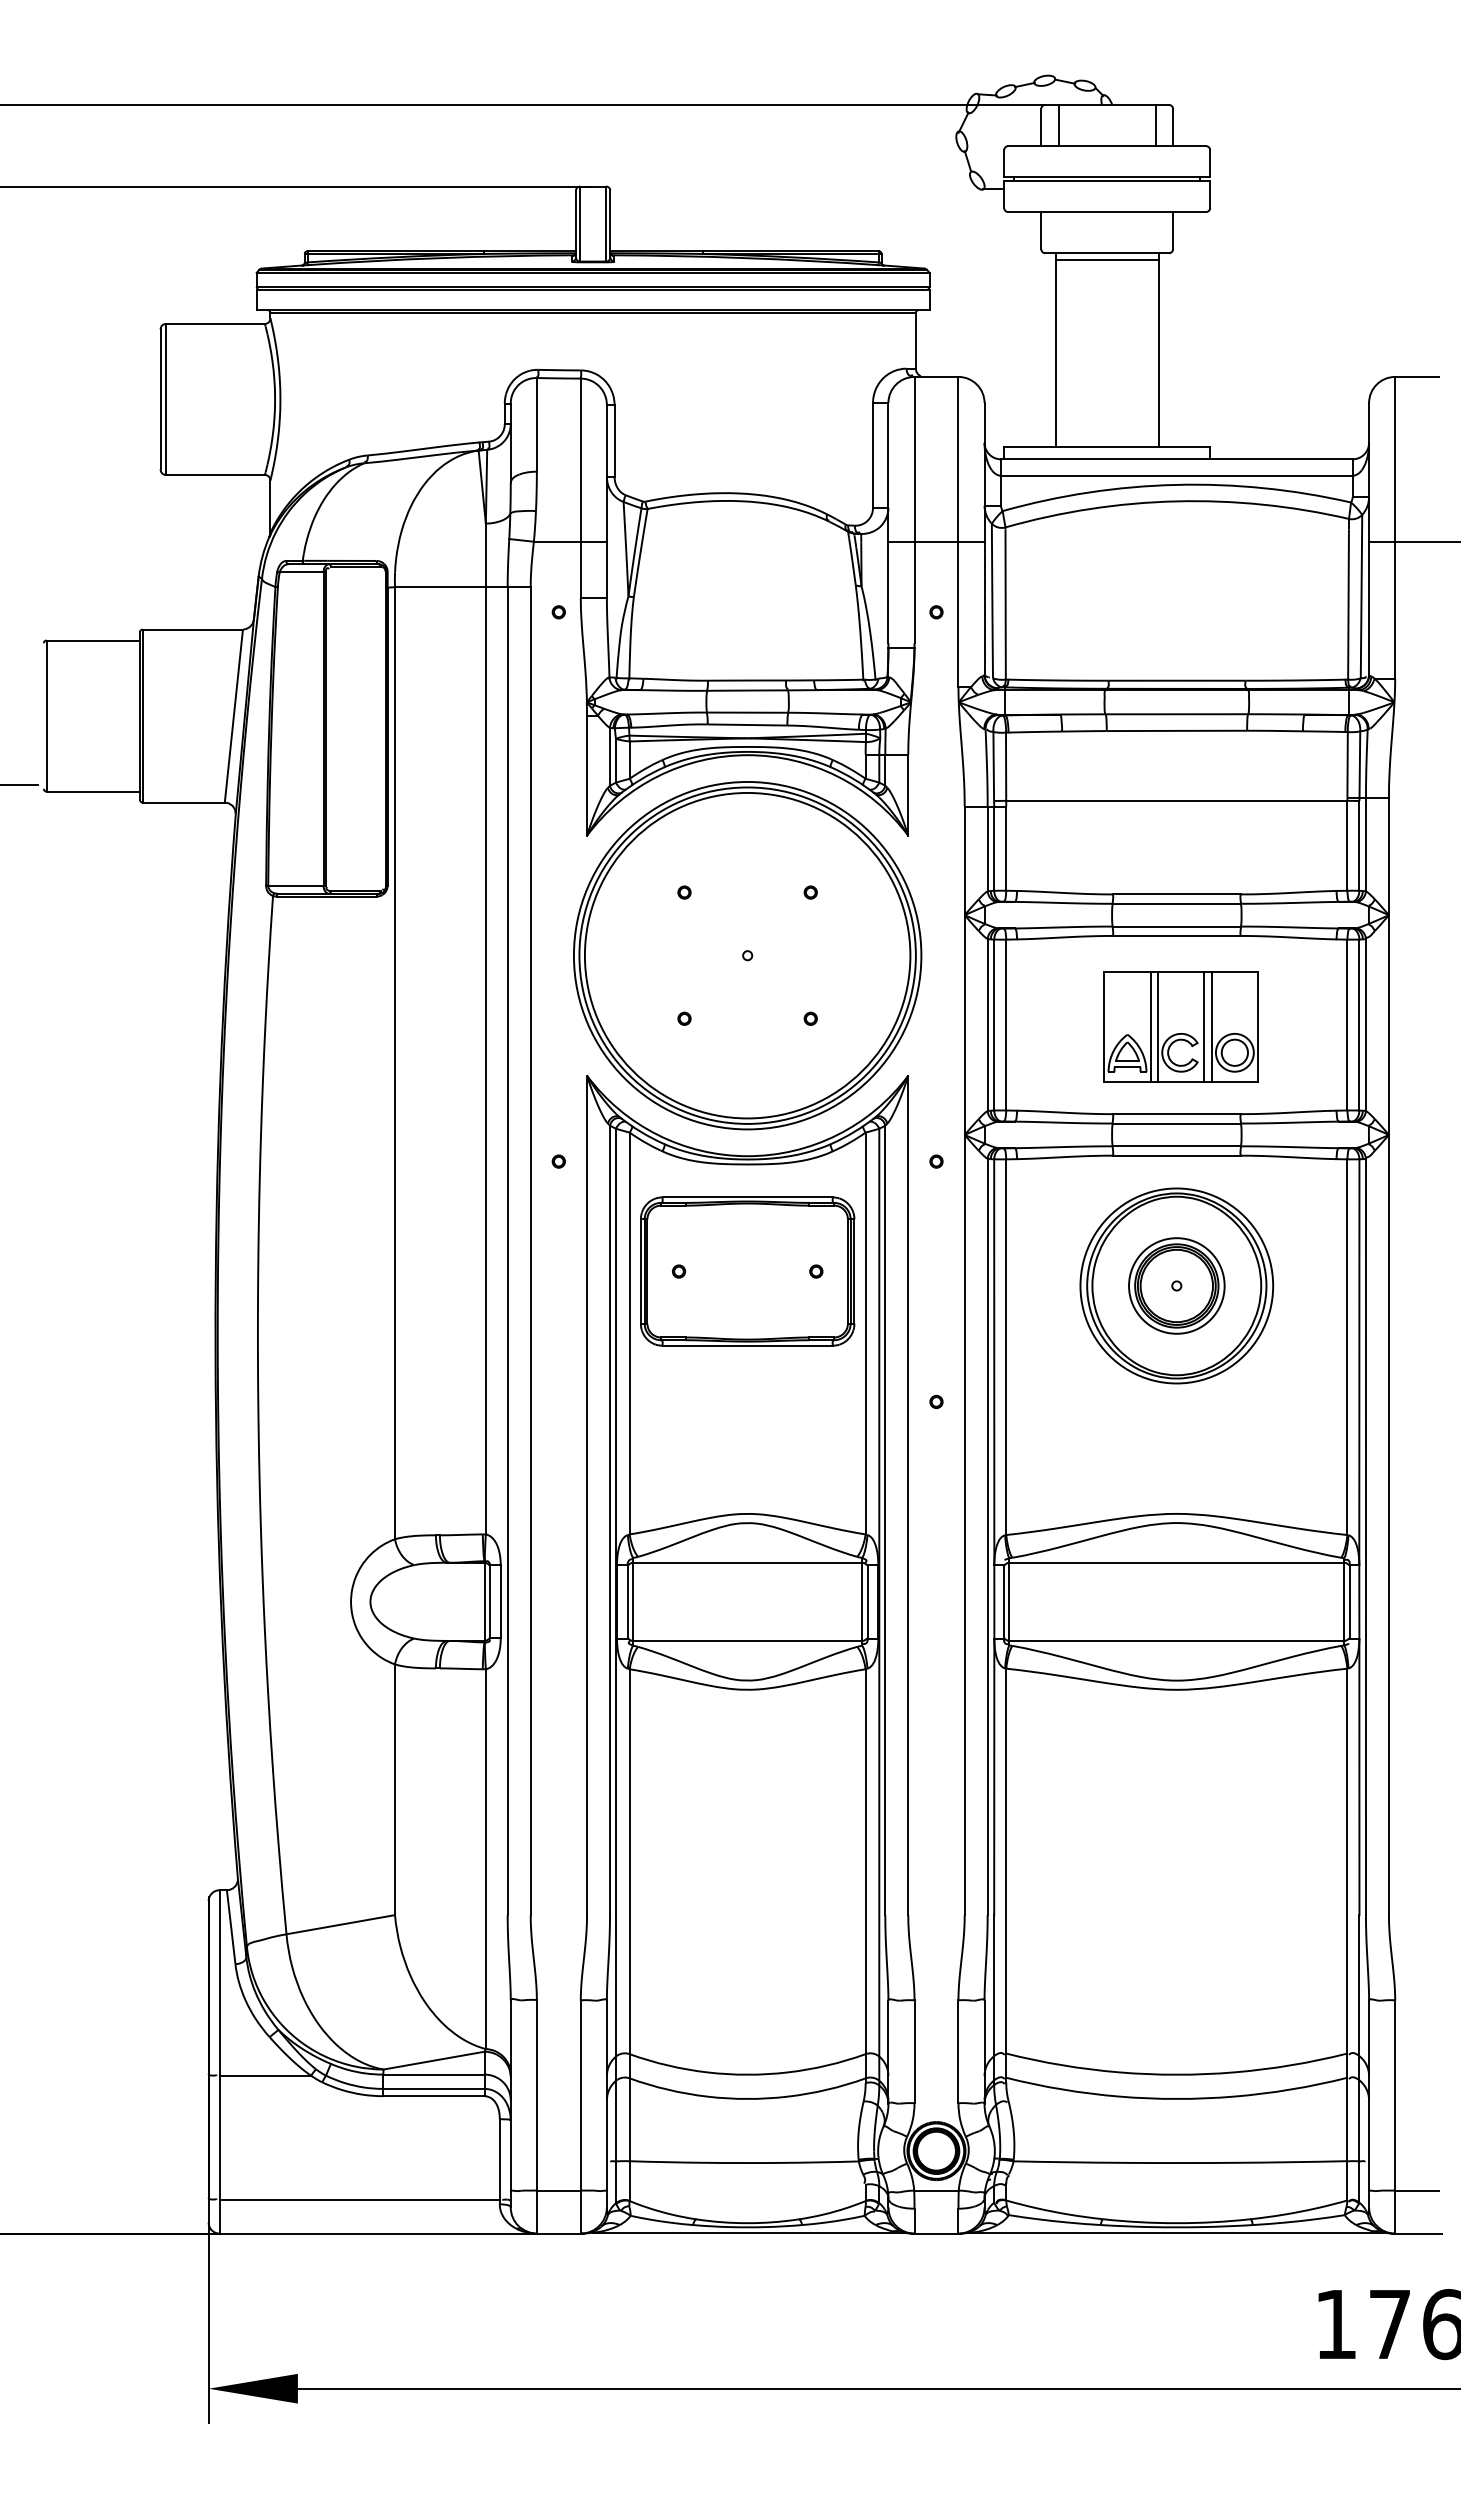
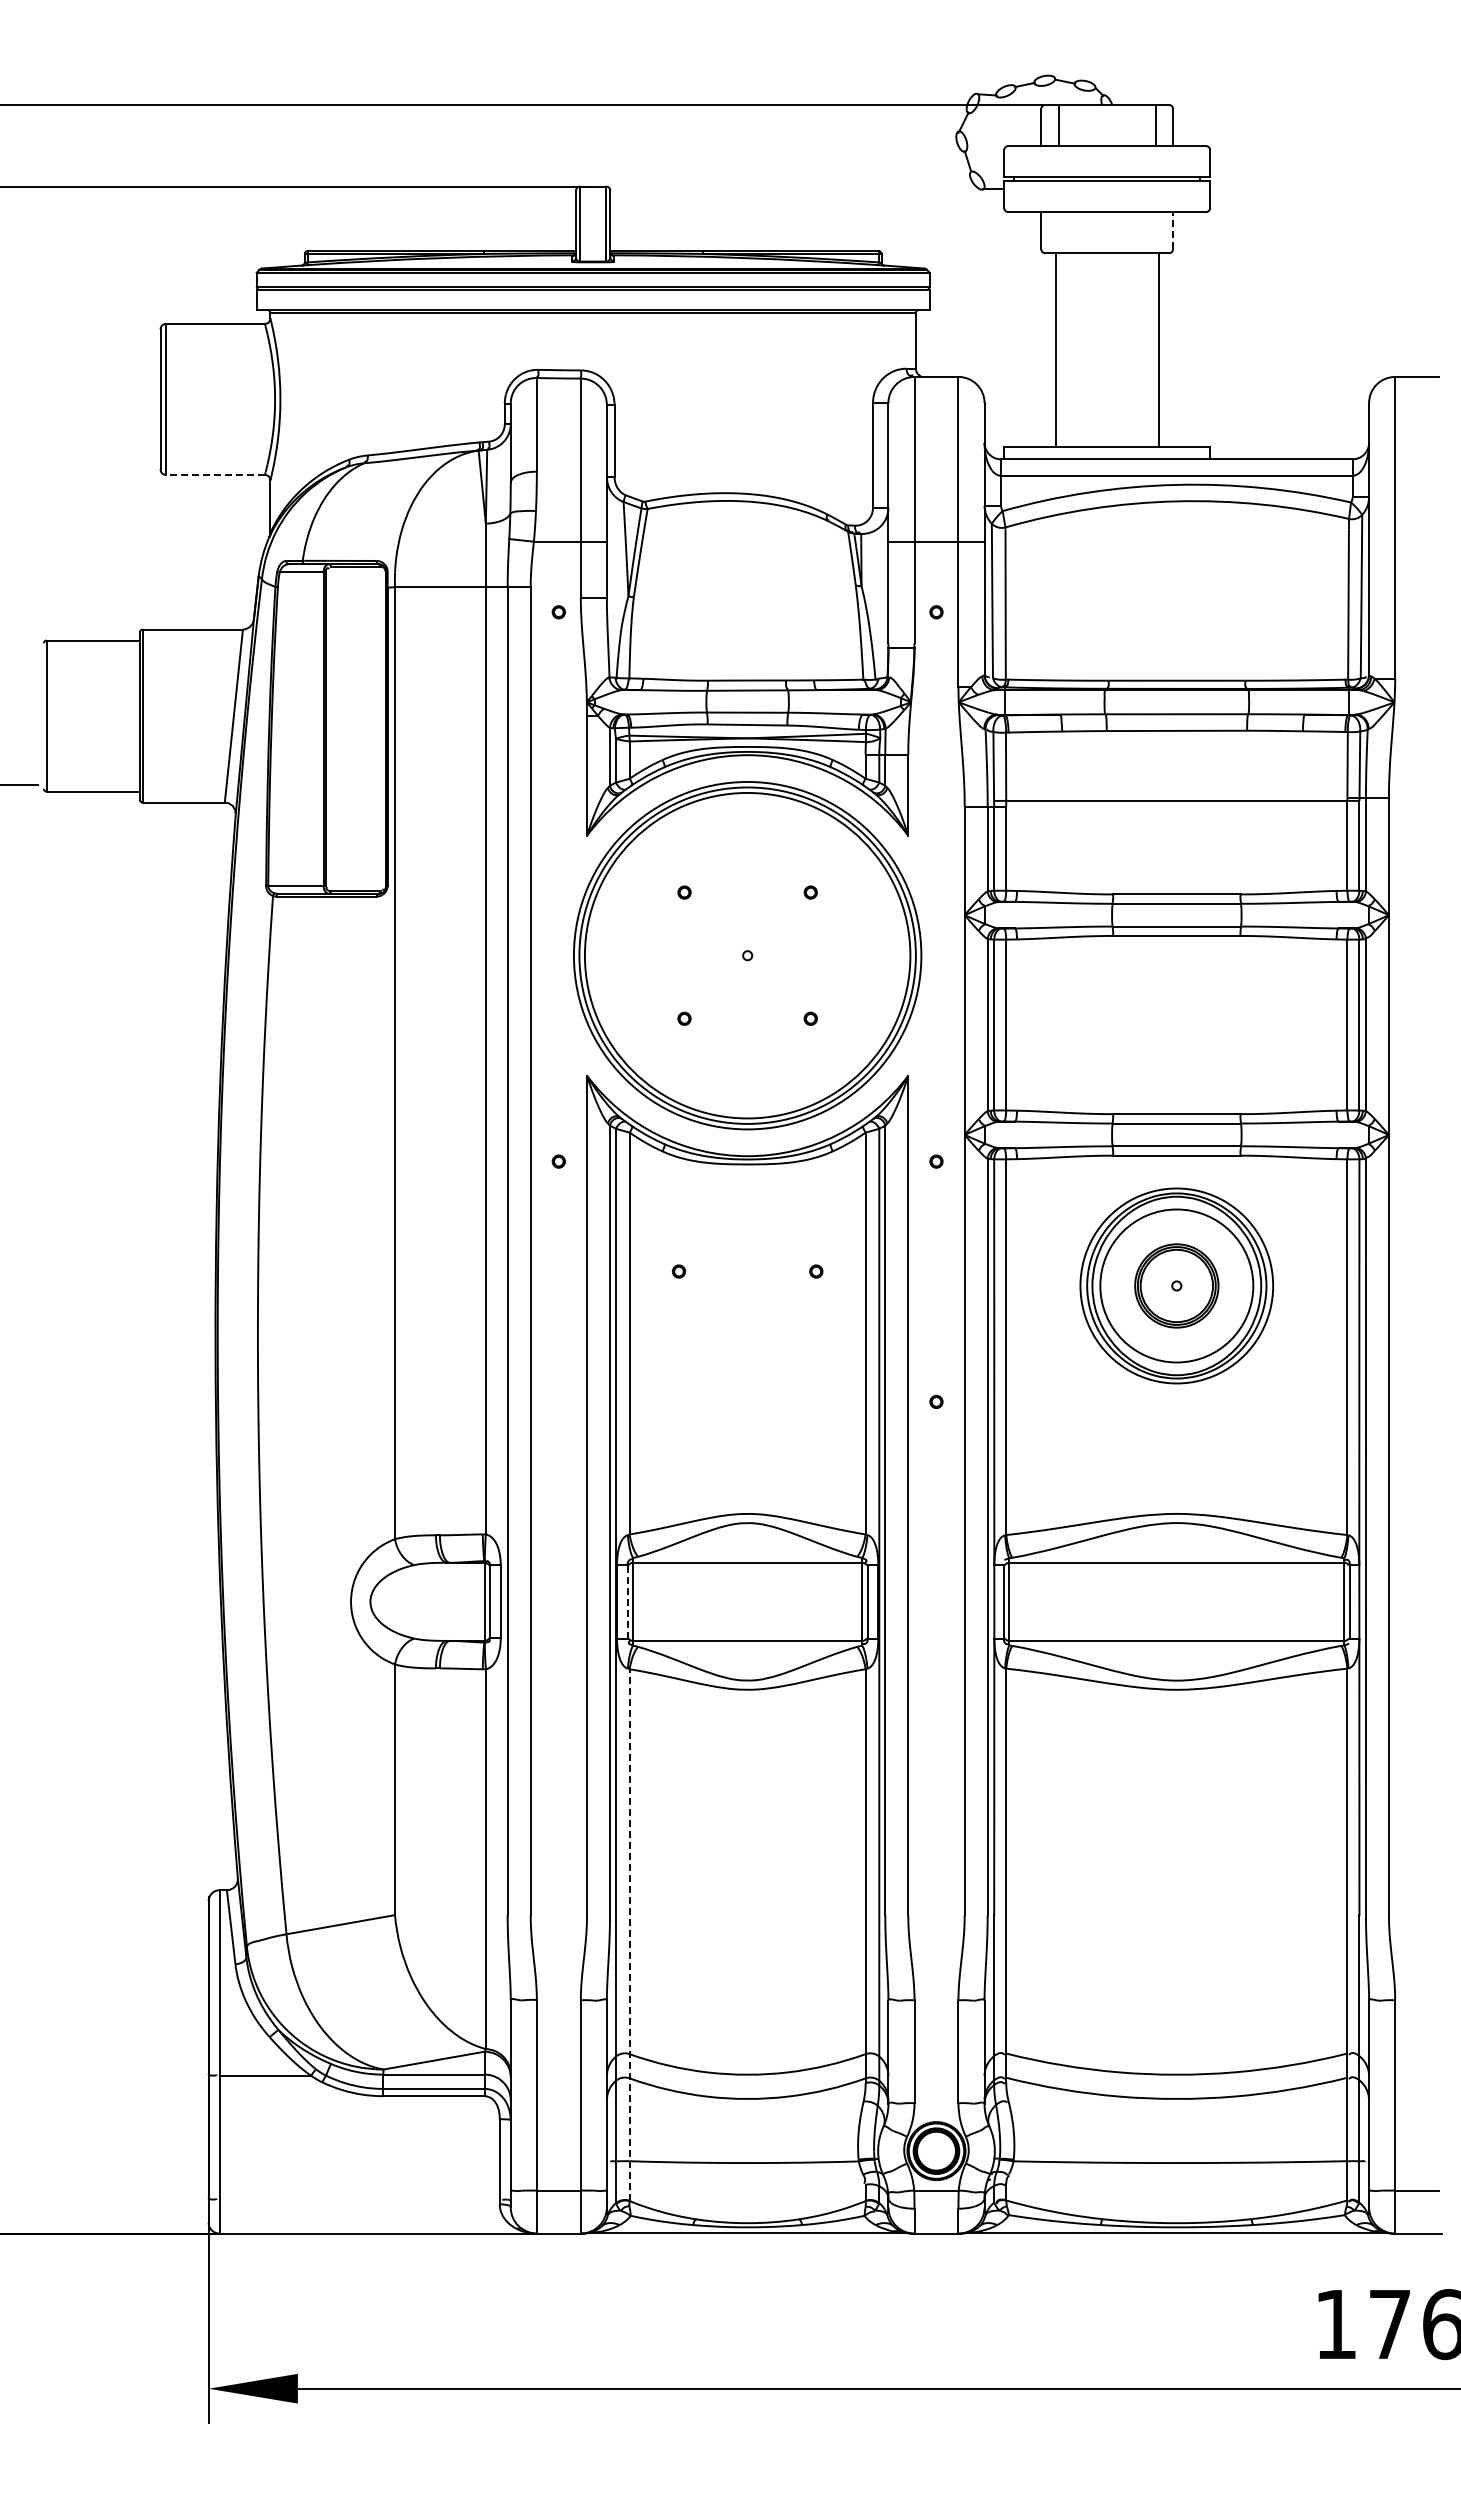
line: solid -> dashed (1173, 230)
line: present -> none (1106, 260)
line: solid -> dashed (215, 474)
line: present -> none (1413, 541)
part: present -> none (1180, 1026)
part: present -> none (747, 1271)
circle diameter: 96 px -> 153 px (1176, 1285)
line: solid -> dashed (627, 1601)
line: solid -> dashed (629, 1935)
line: present -> none (359, 2199)
